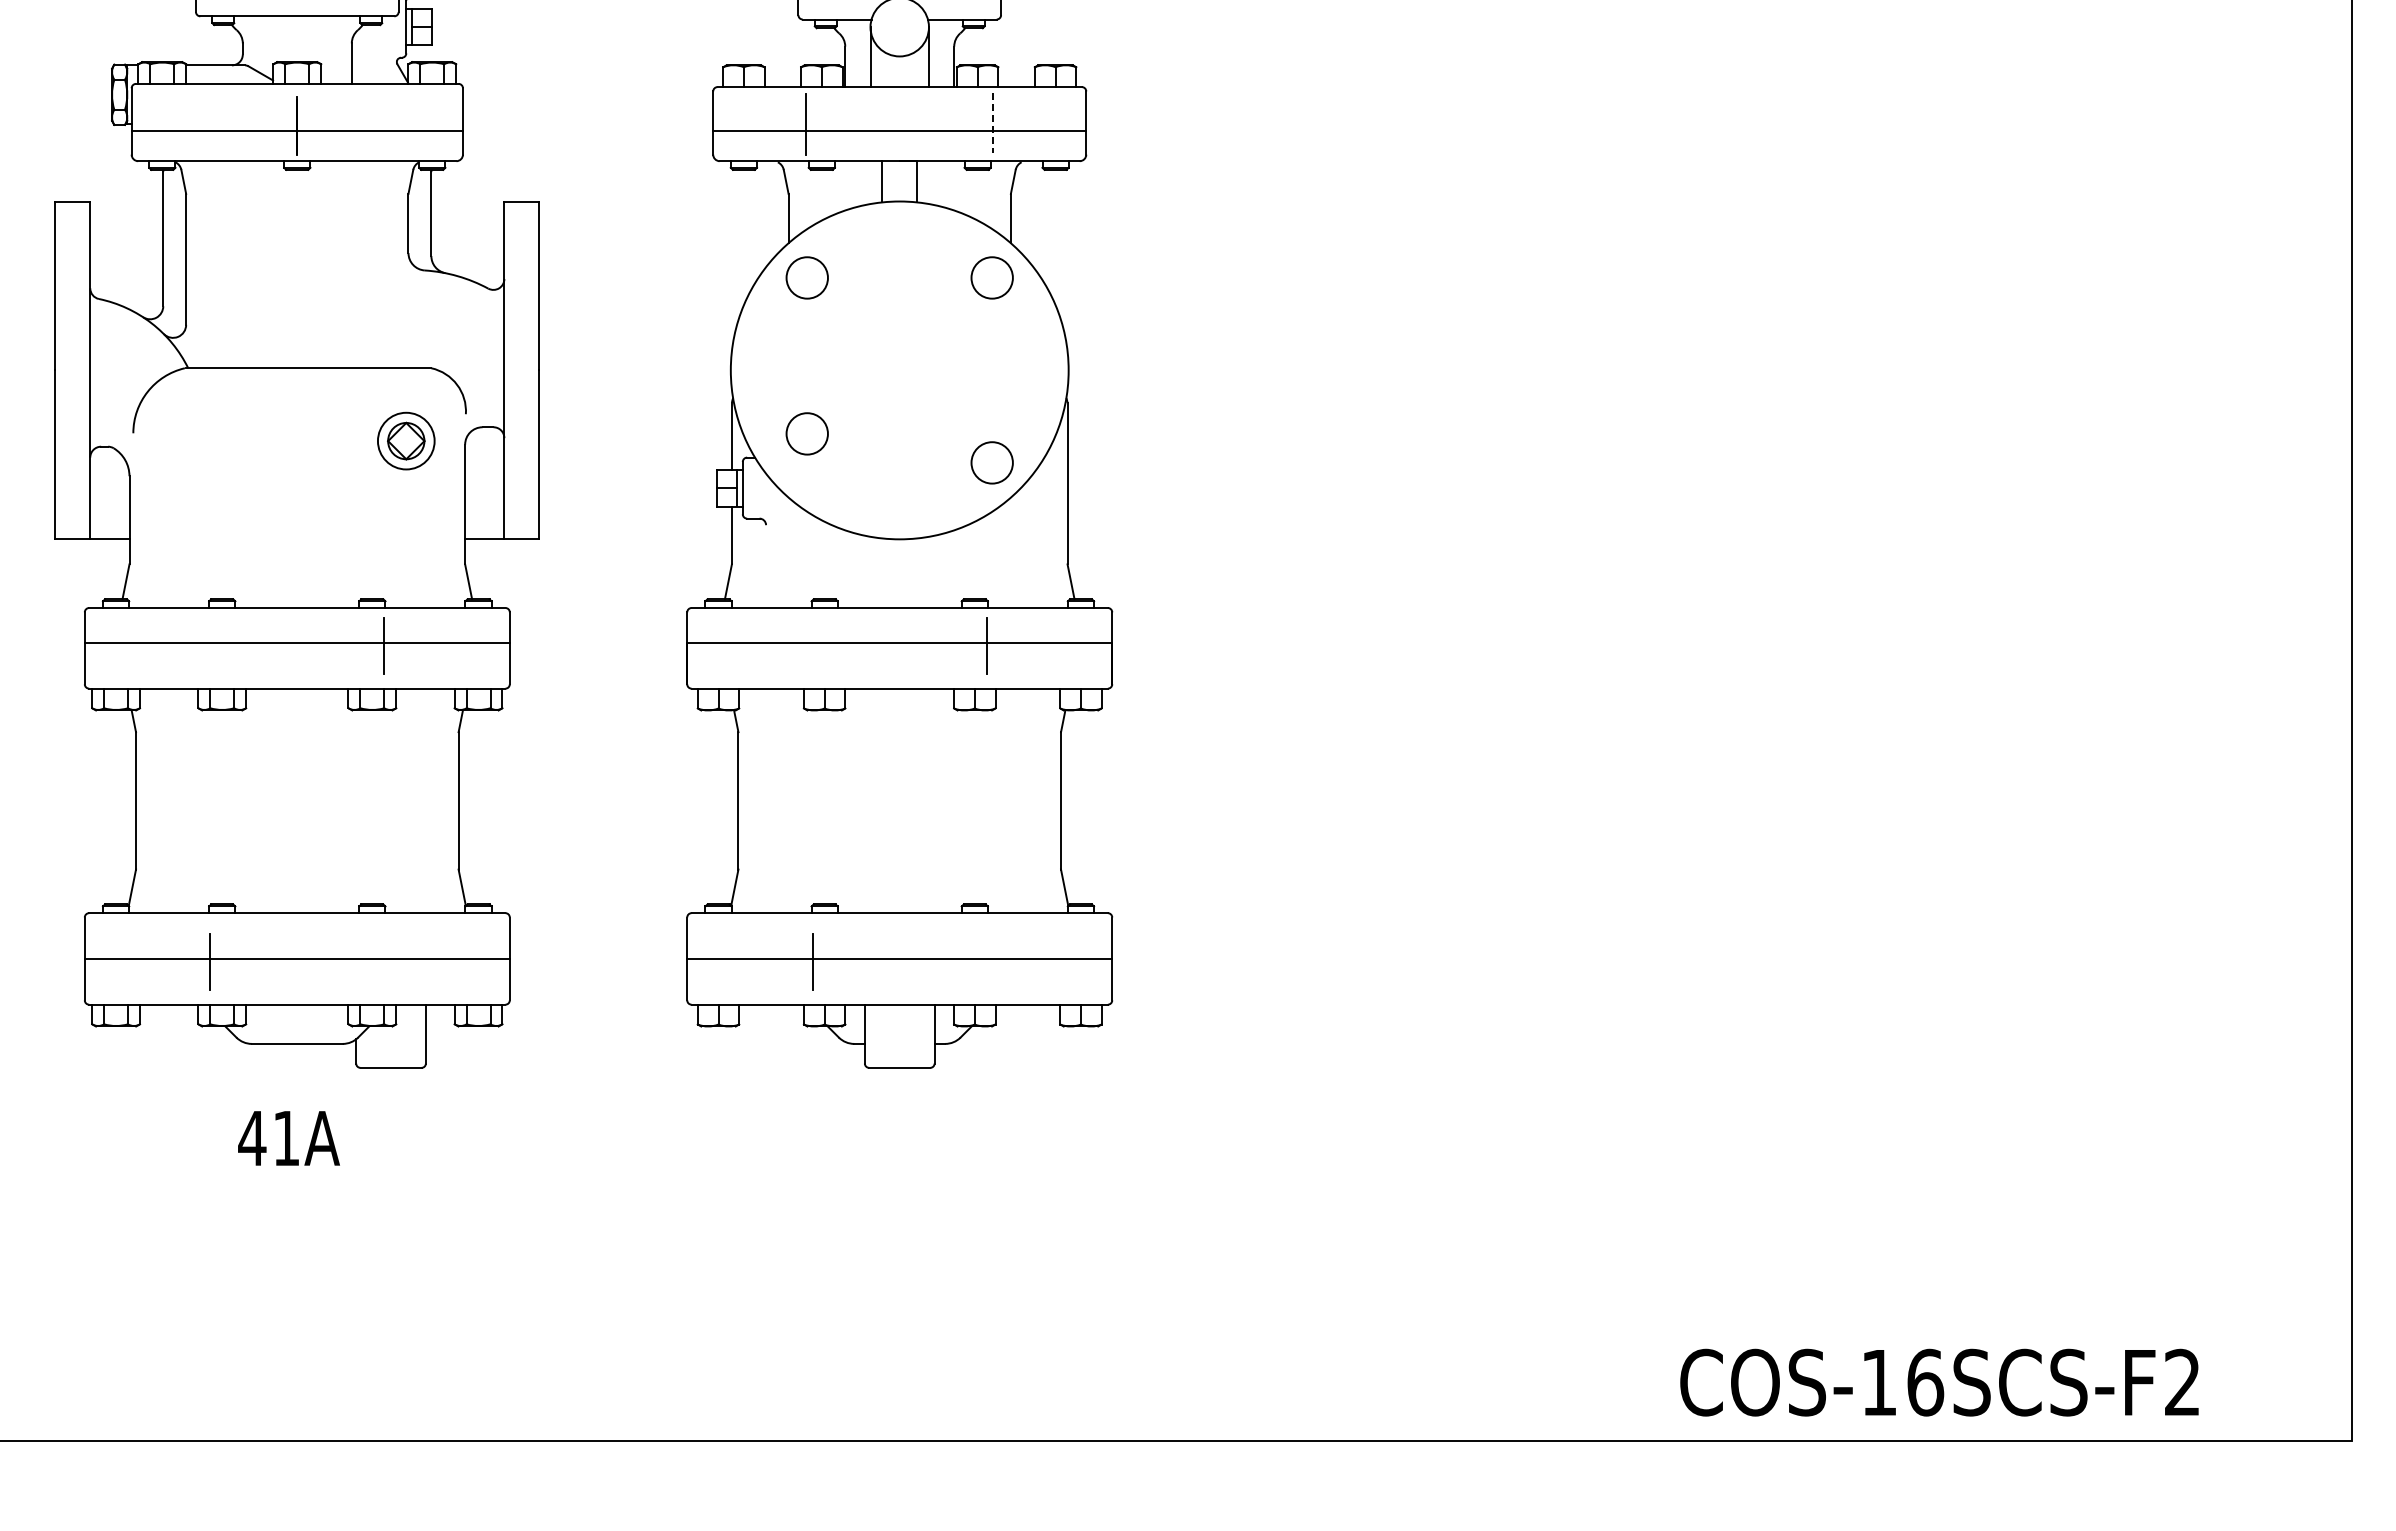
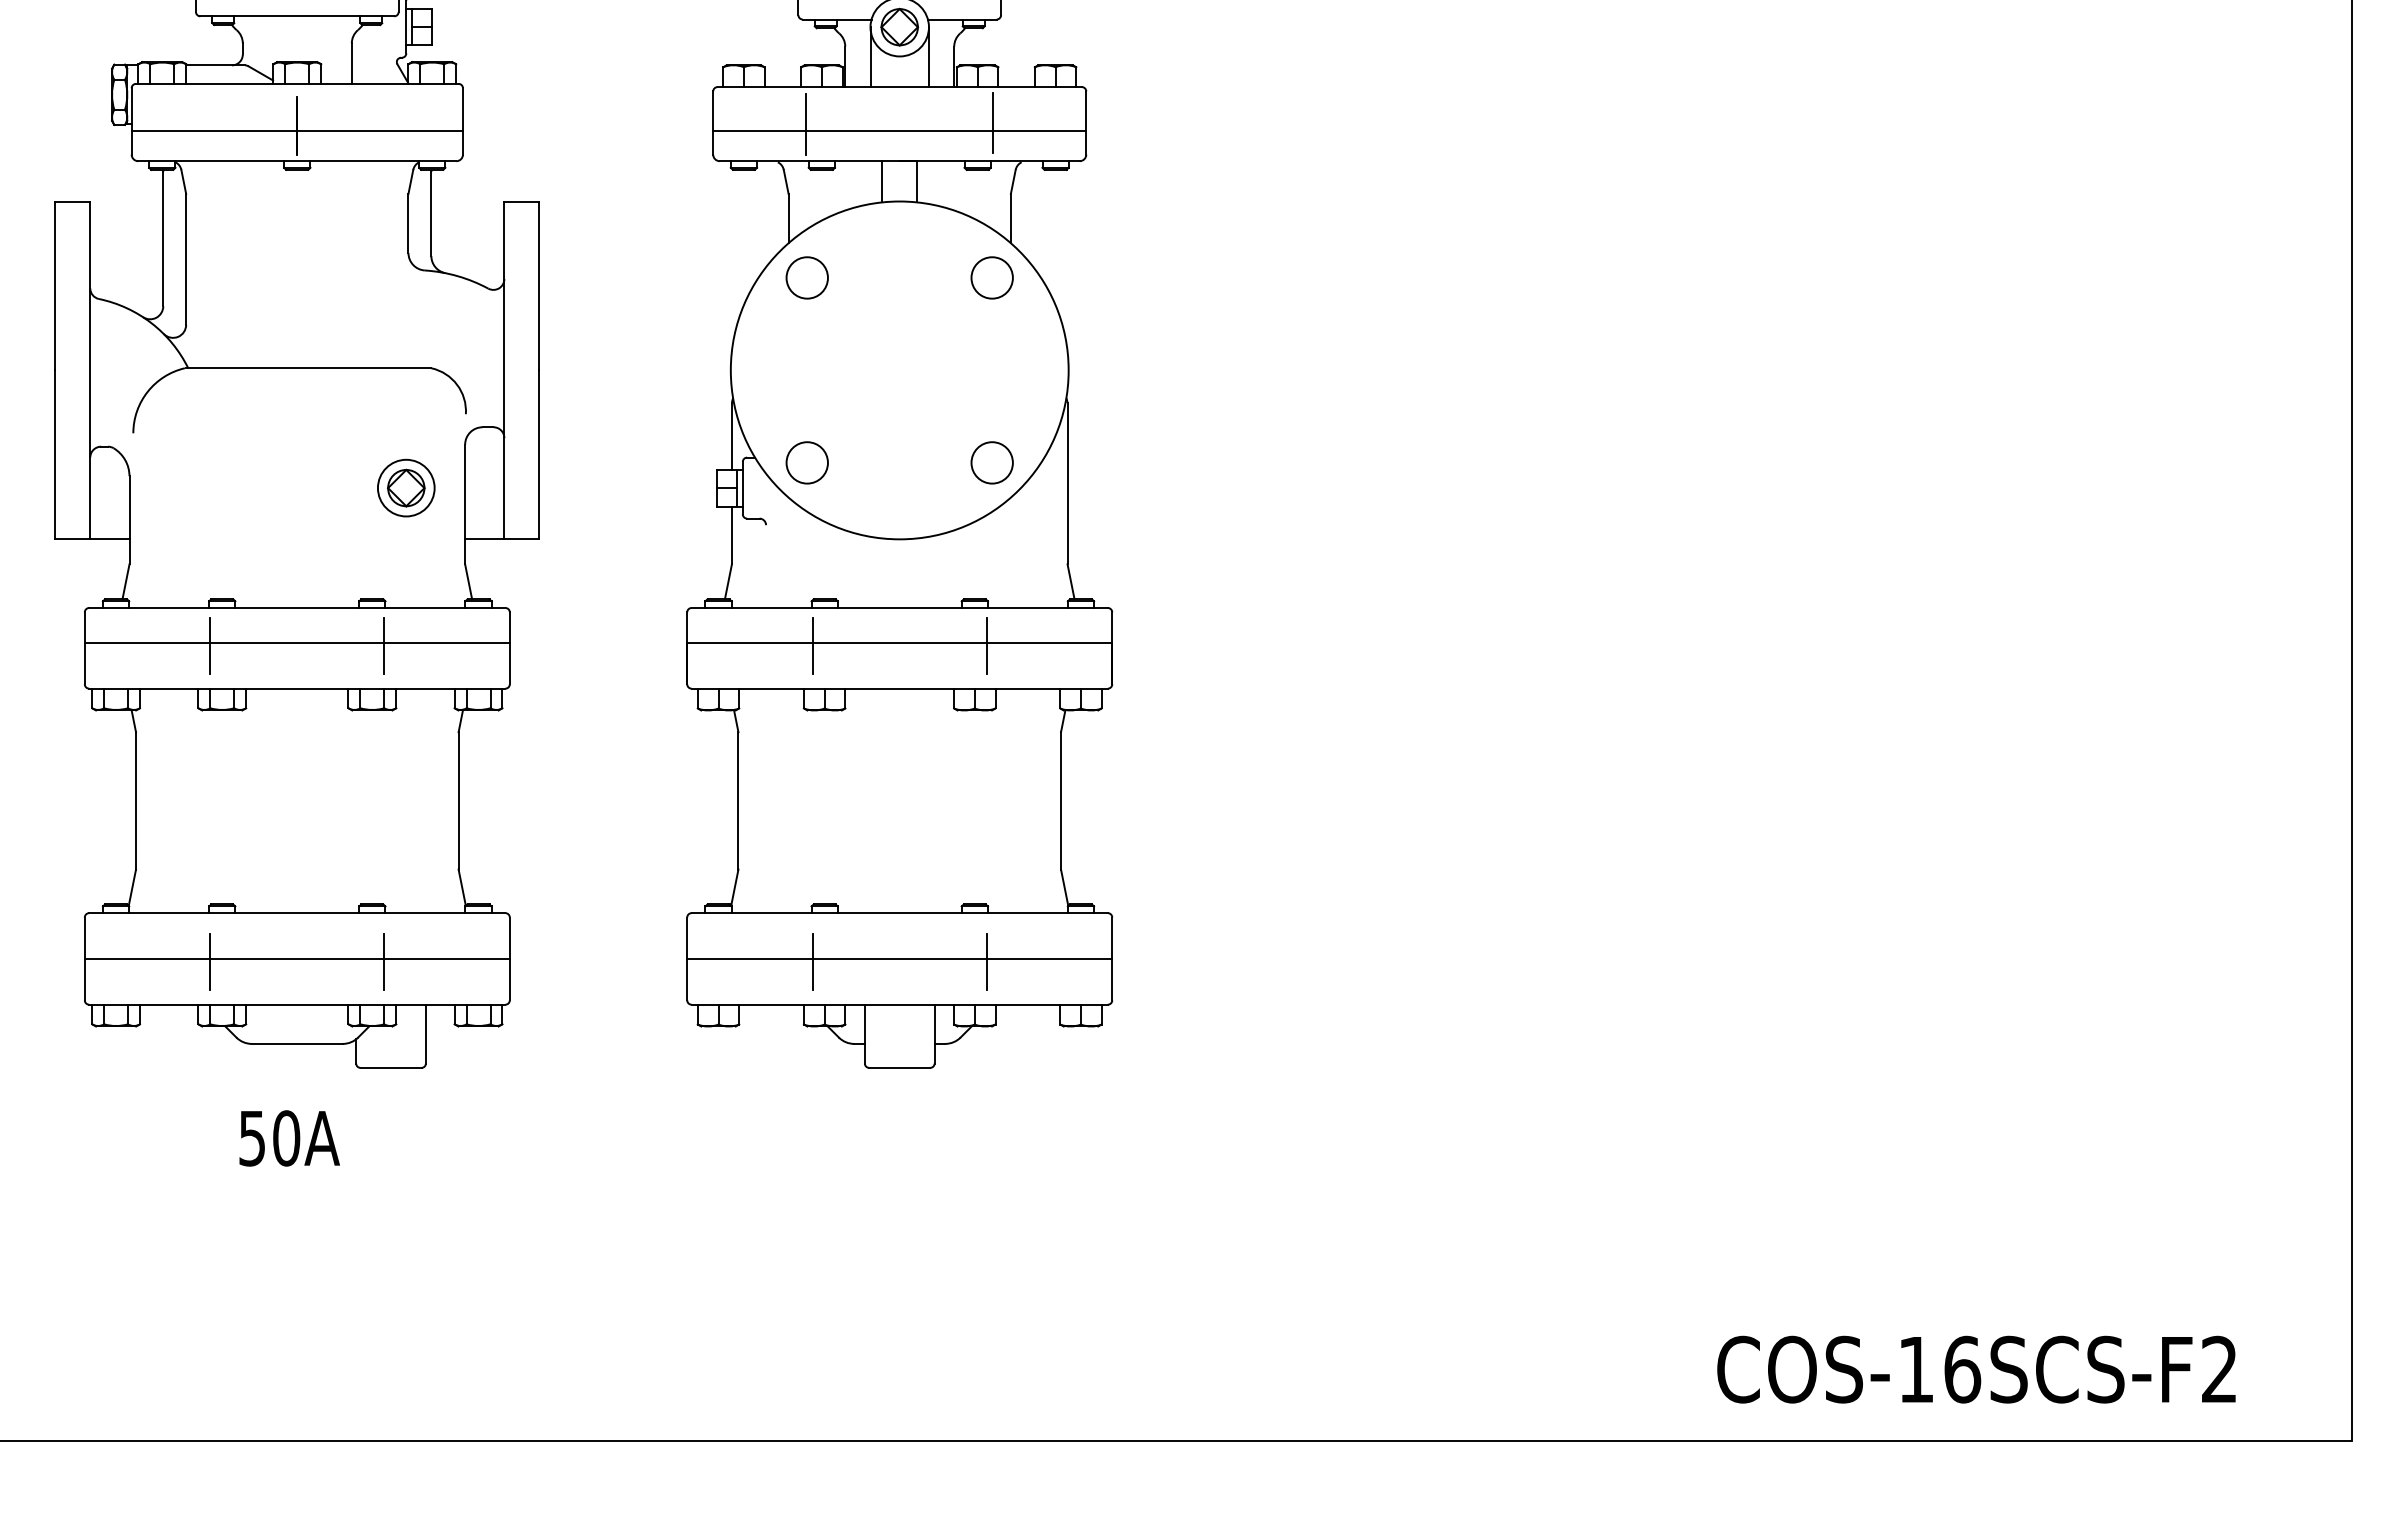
part: none -> present (899, 26)
line: dashed -> solid (993, 123)
circle position: (806, 433) -> (806, 462) (806, 462)
part position: (406, 440) -> (406, 487) (406, 487)
line: none -> present (210, 645)
line: none -> present (812, 645)
line: none -> present (384, 961)
line: none -> present (986, 961)
text: 41A -> 50A (269, 1138)
text position: (1939, 1382) -> (1976, 1369) (1976, 1369)
